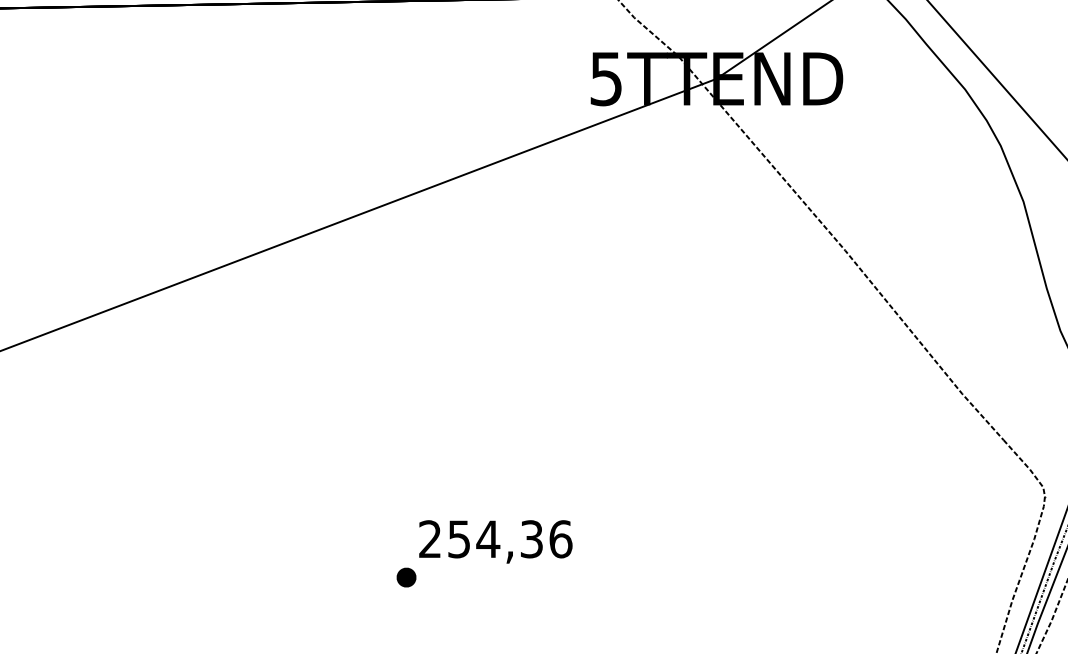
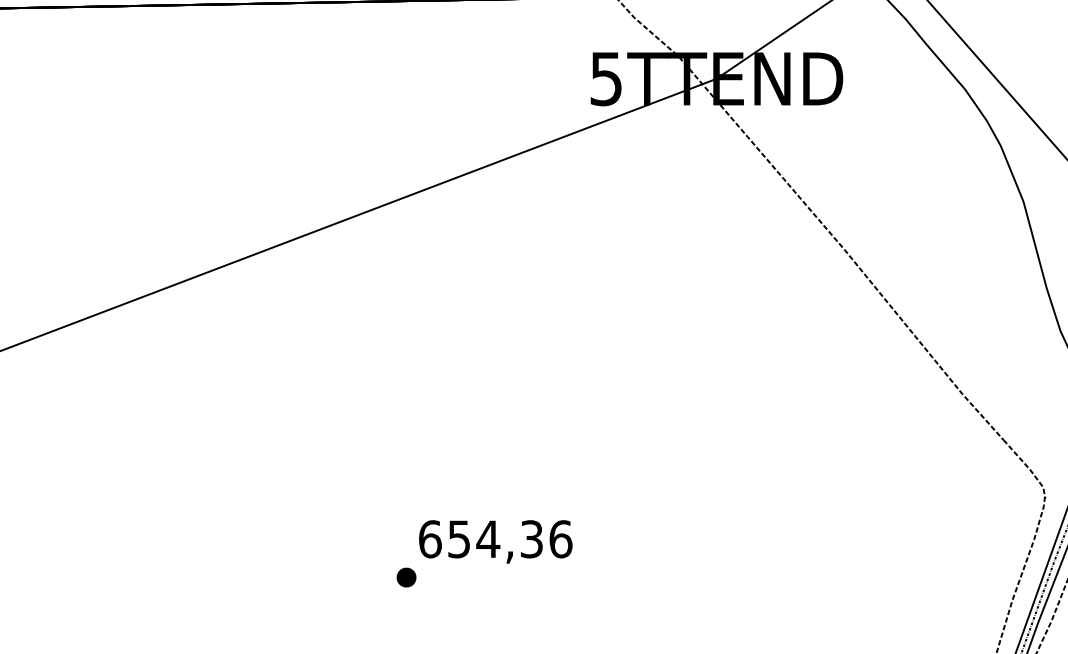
text: 254,36 -> 654,36 (430, 539)
